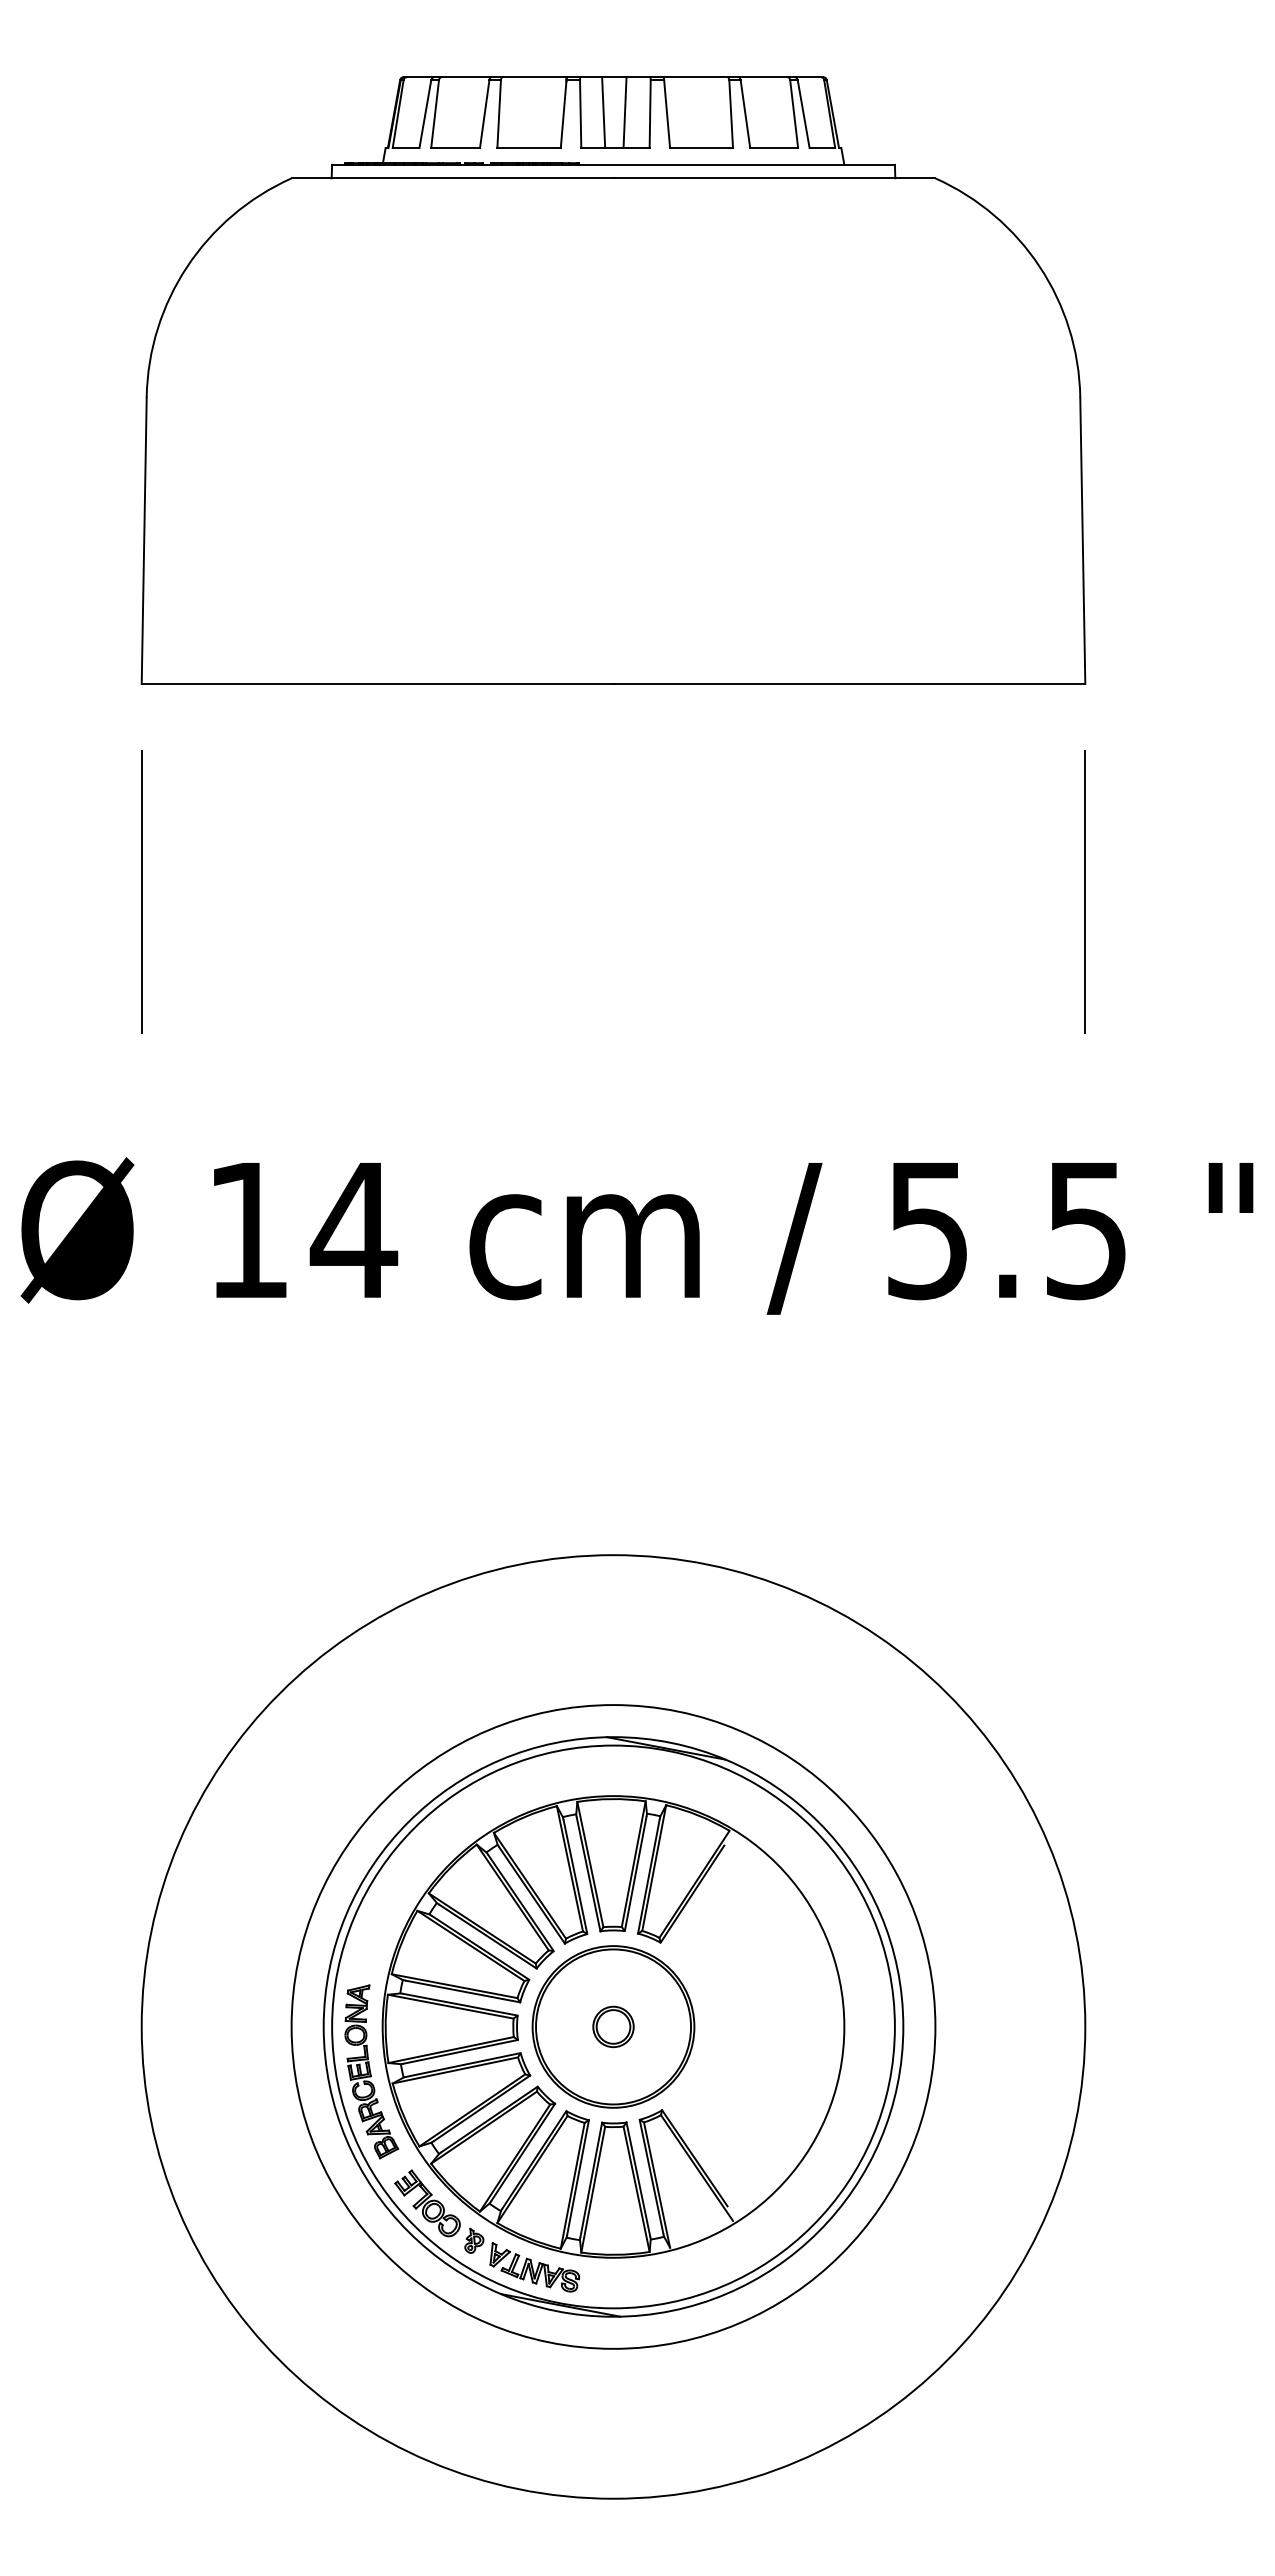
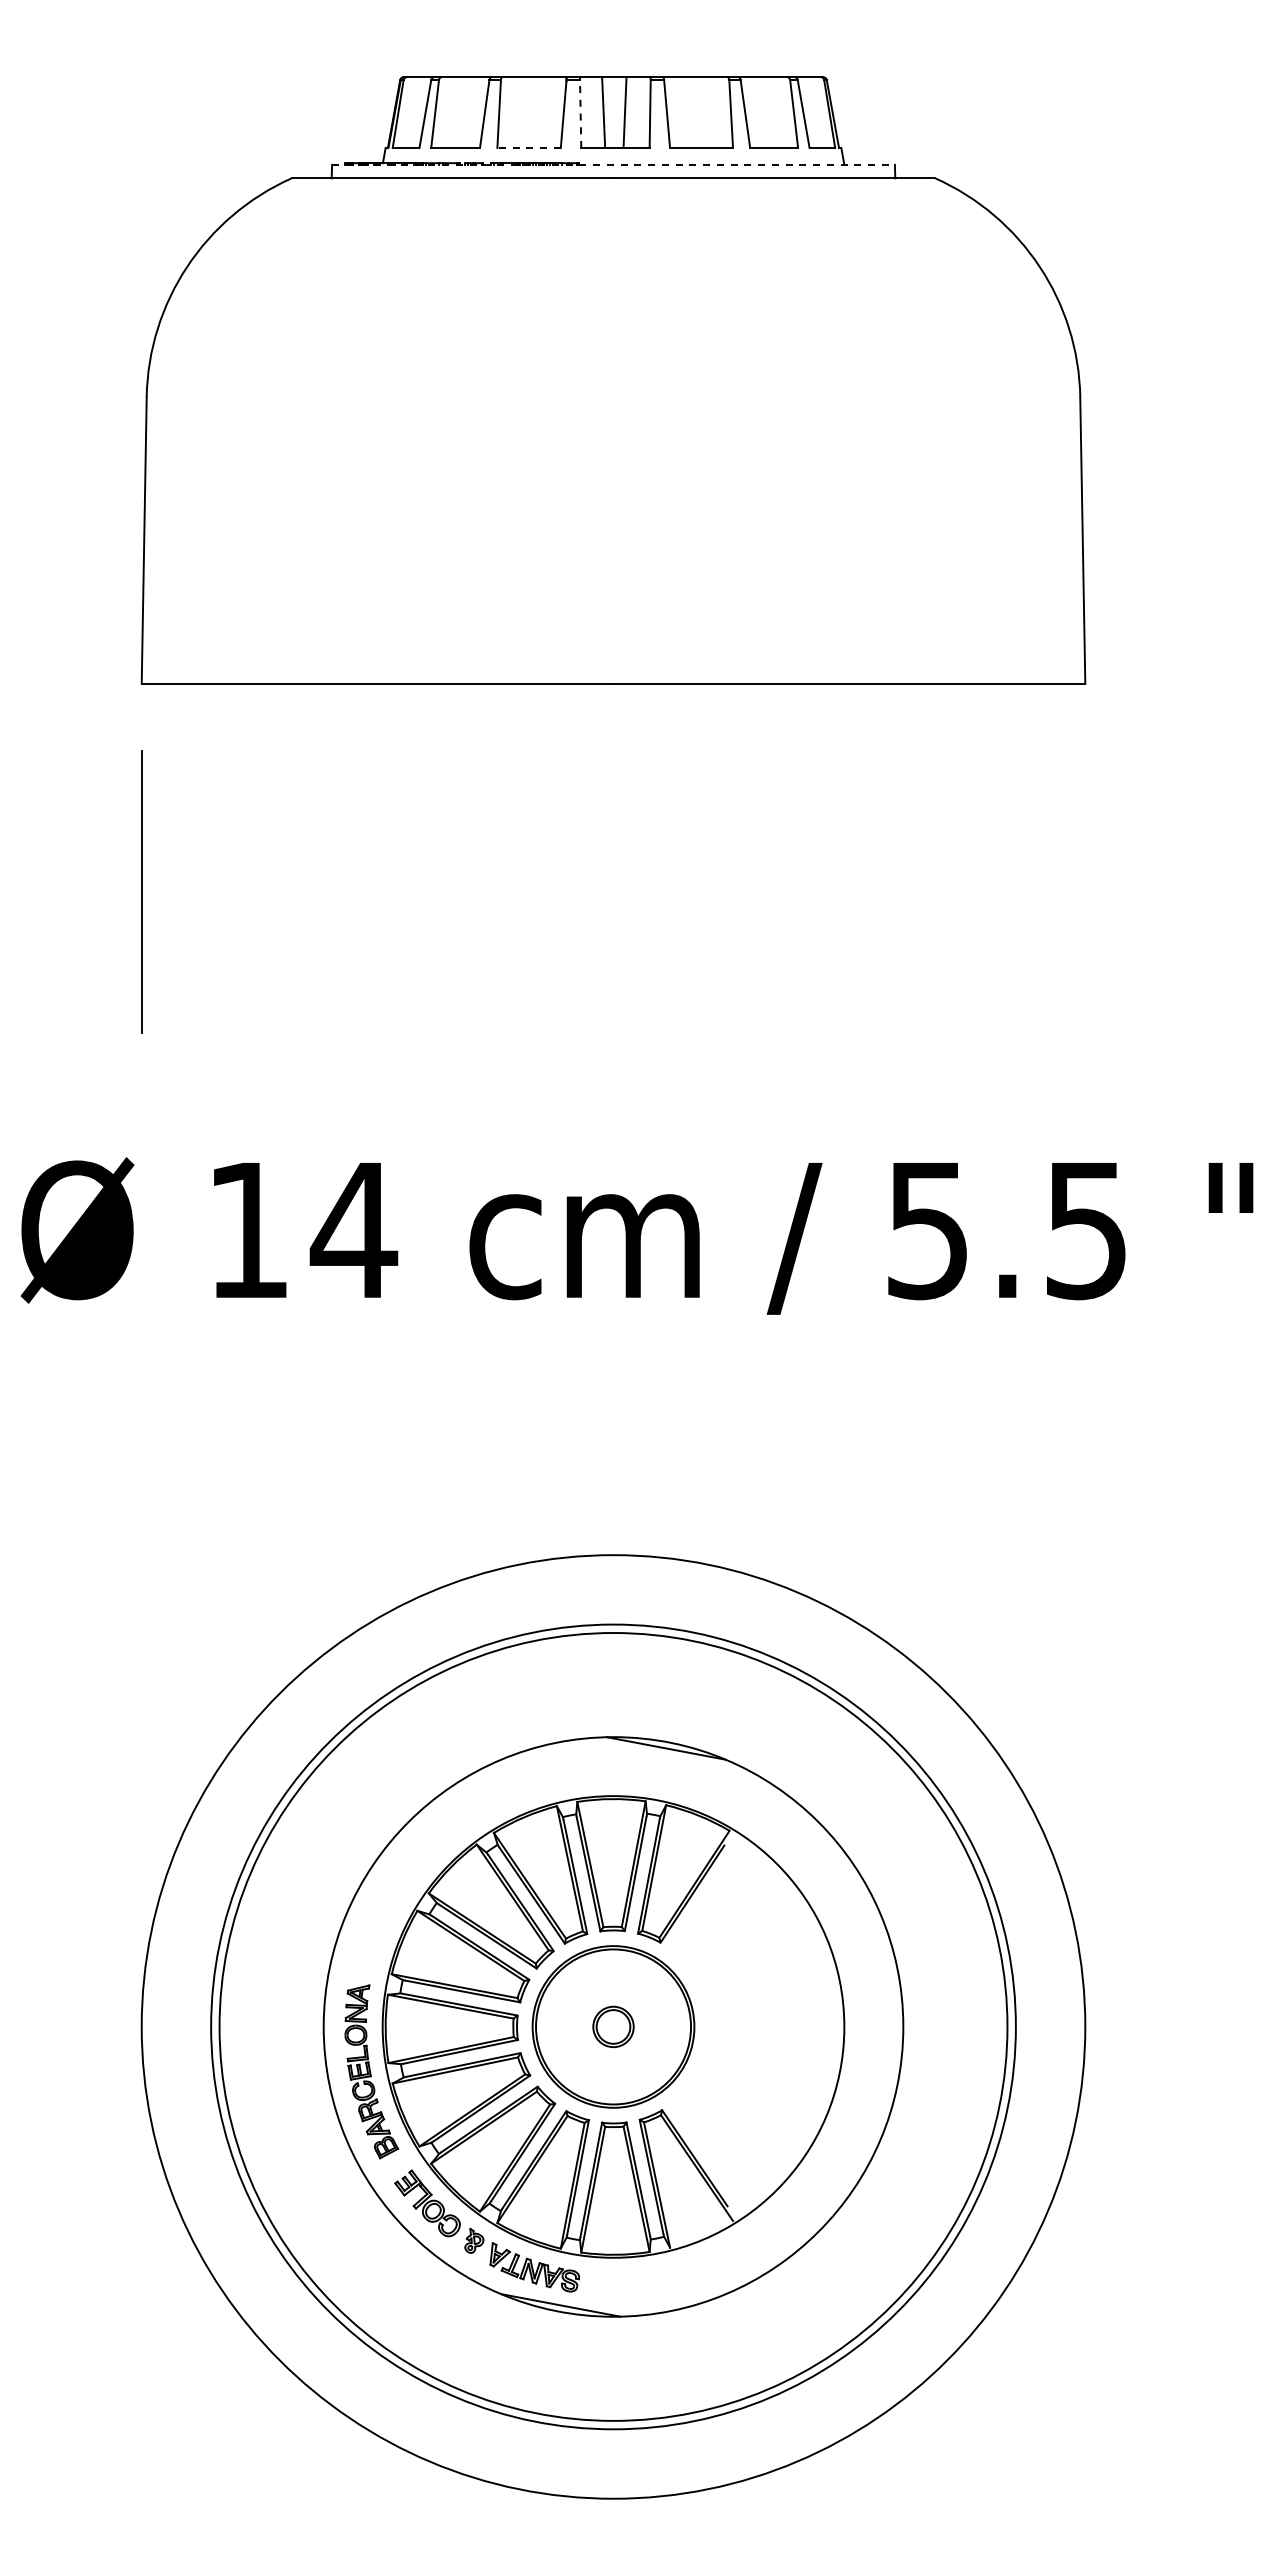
line: solid -> dashed (580, 114)
line: solid -> dashed (529, 148)
line: solid -> dashed (614, 164)
line: present -> none (1084, 891)
circle diameter: 563 px -> 788 px (613, 2026)
circle diameter: 644 px -> 805 px (613, 2026)
